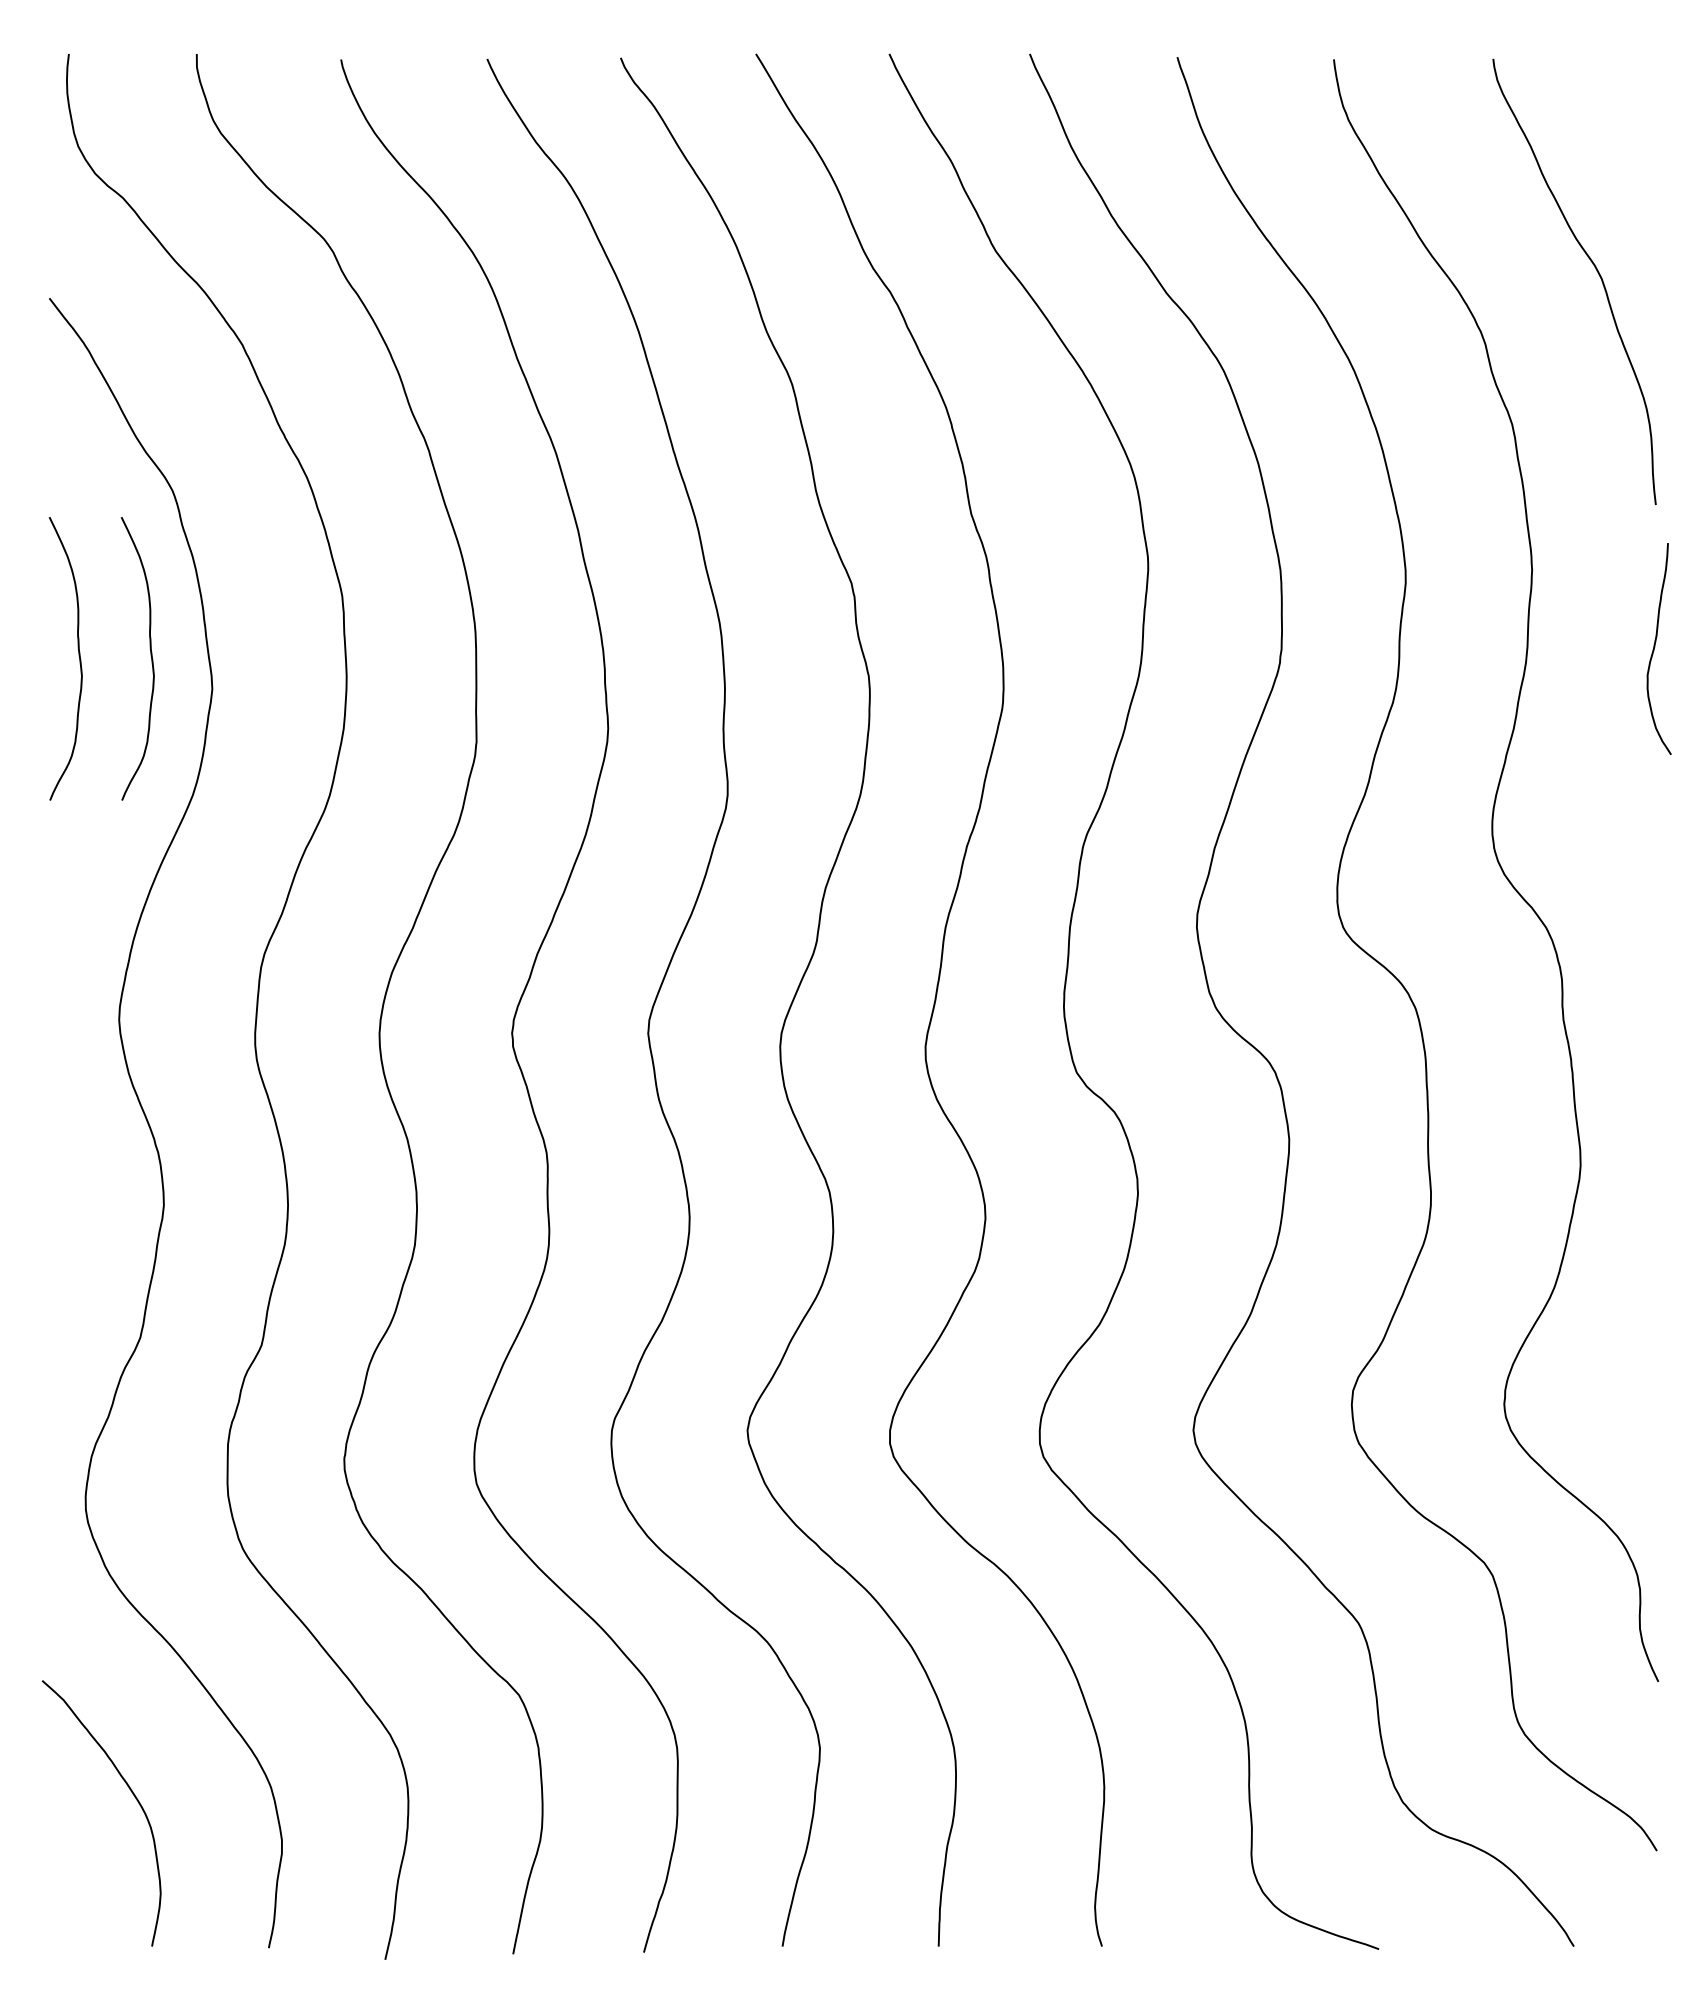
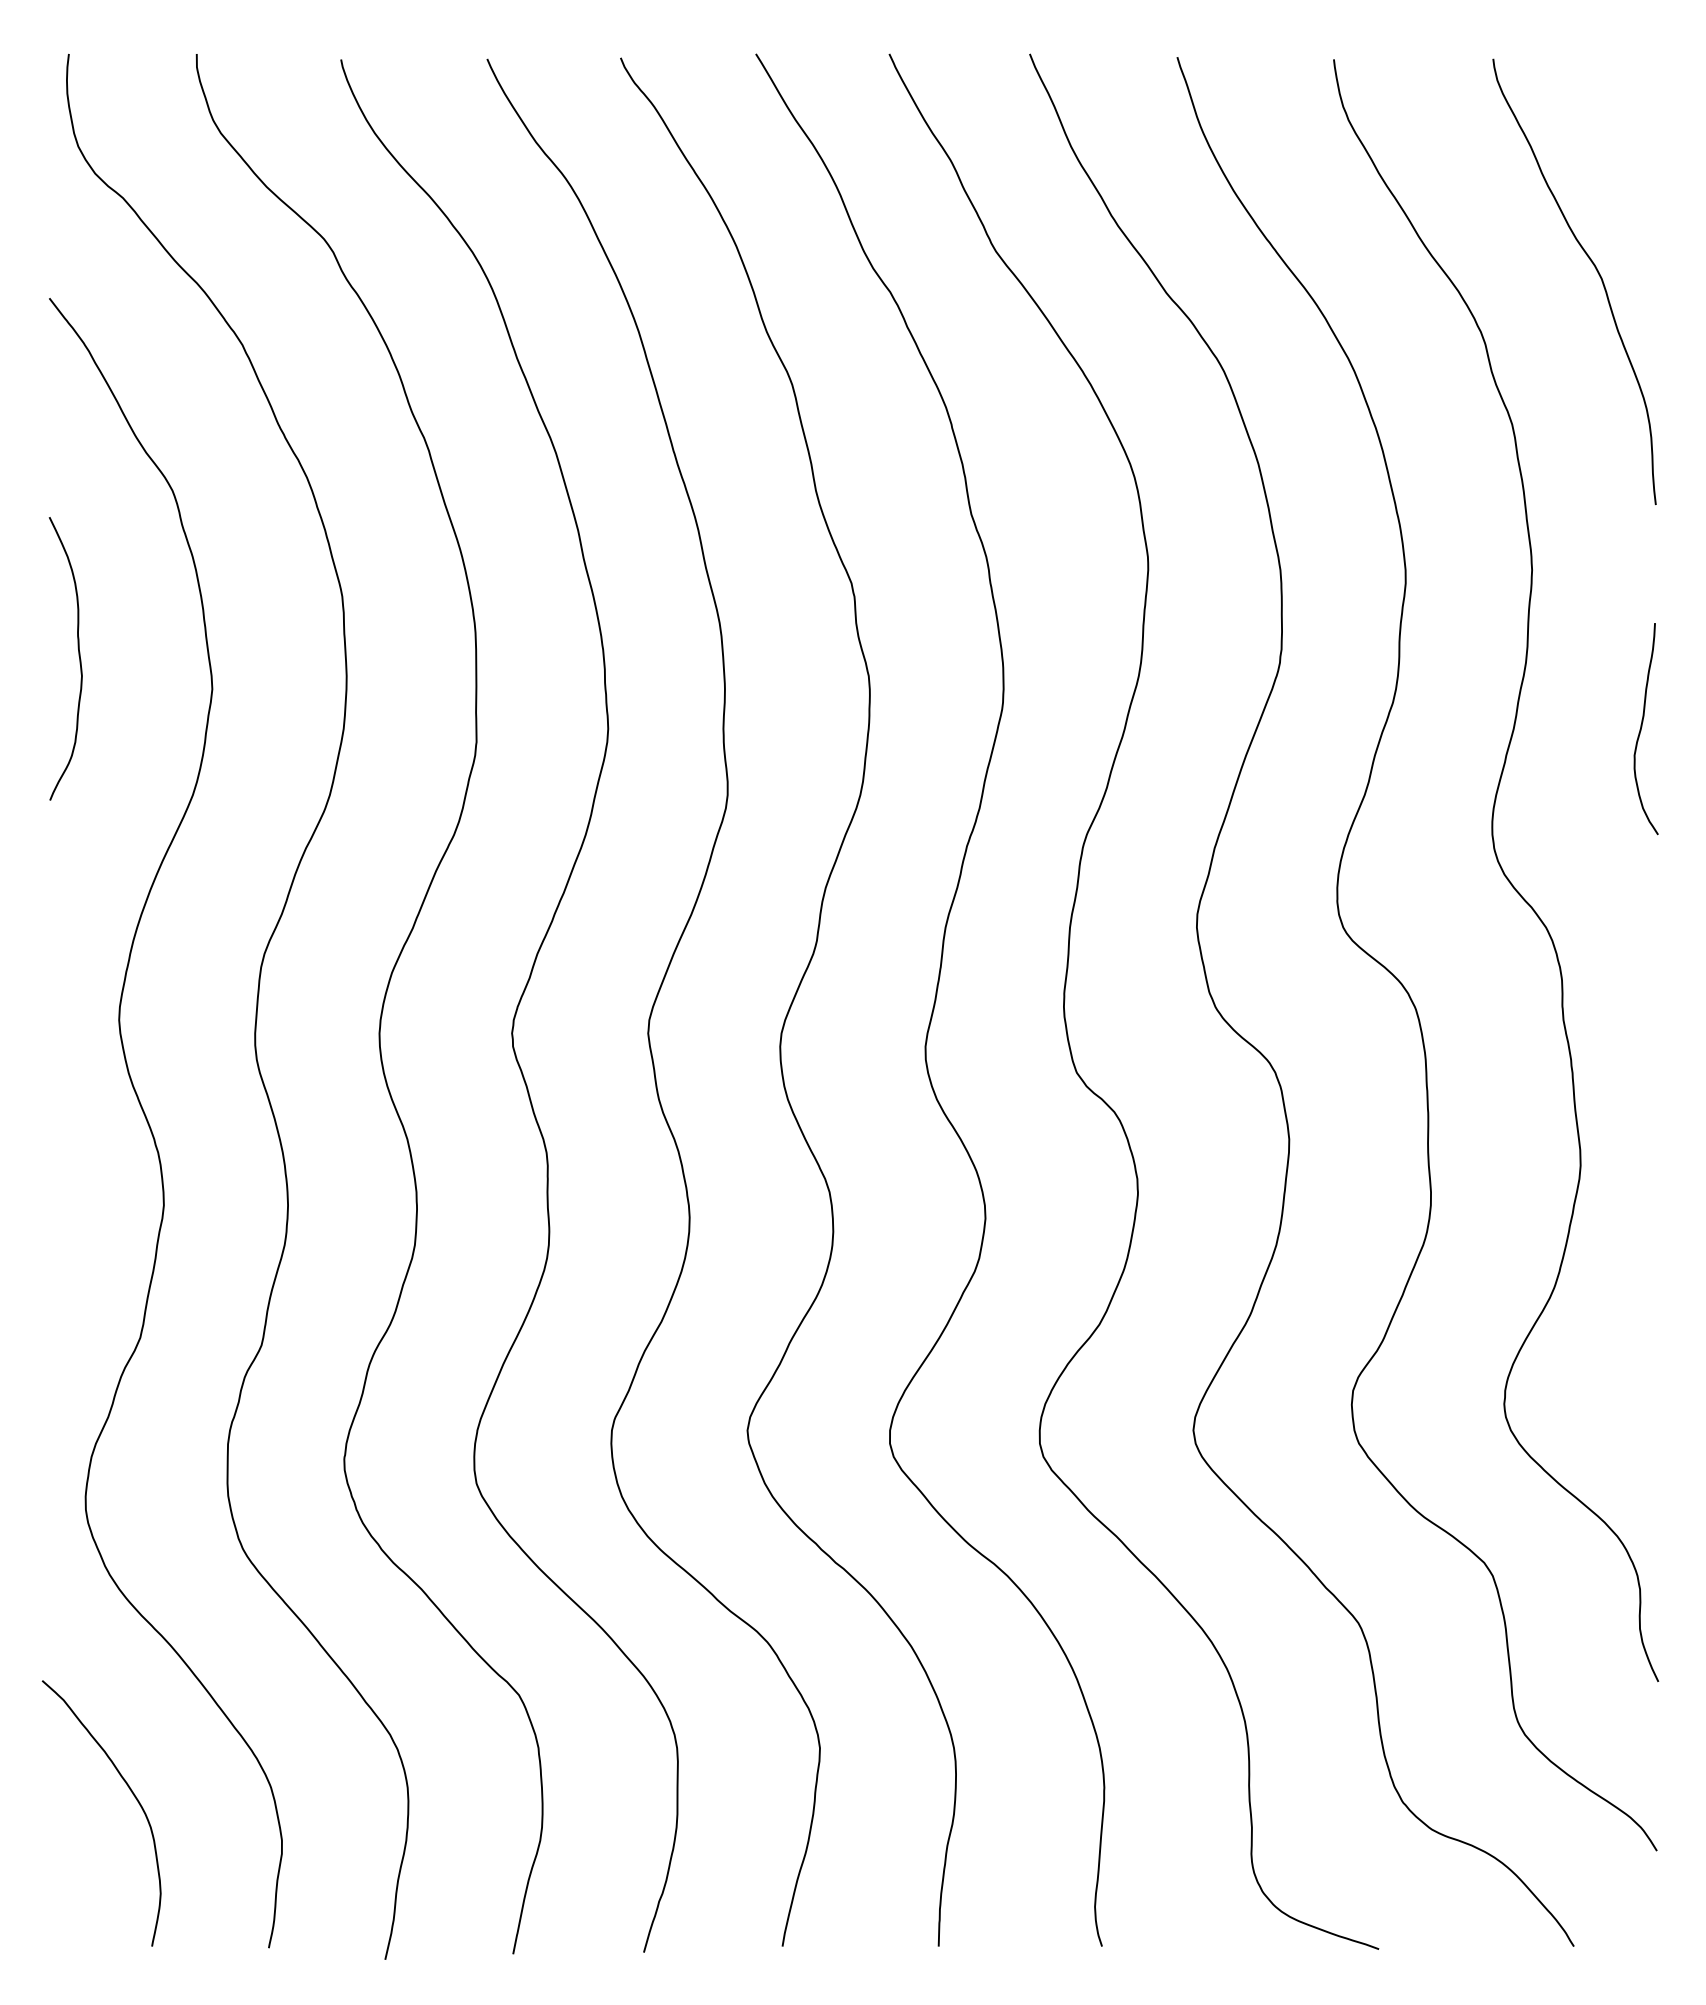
curve position: (1655, 647) -> (1642, 727) (1642, 727)
curve: present -> none (150, 656)
